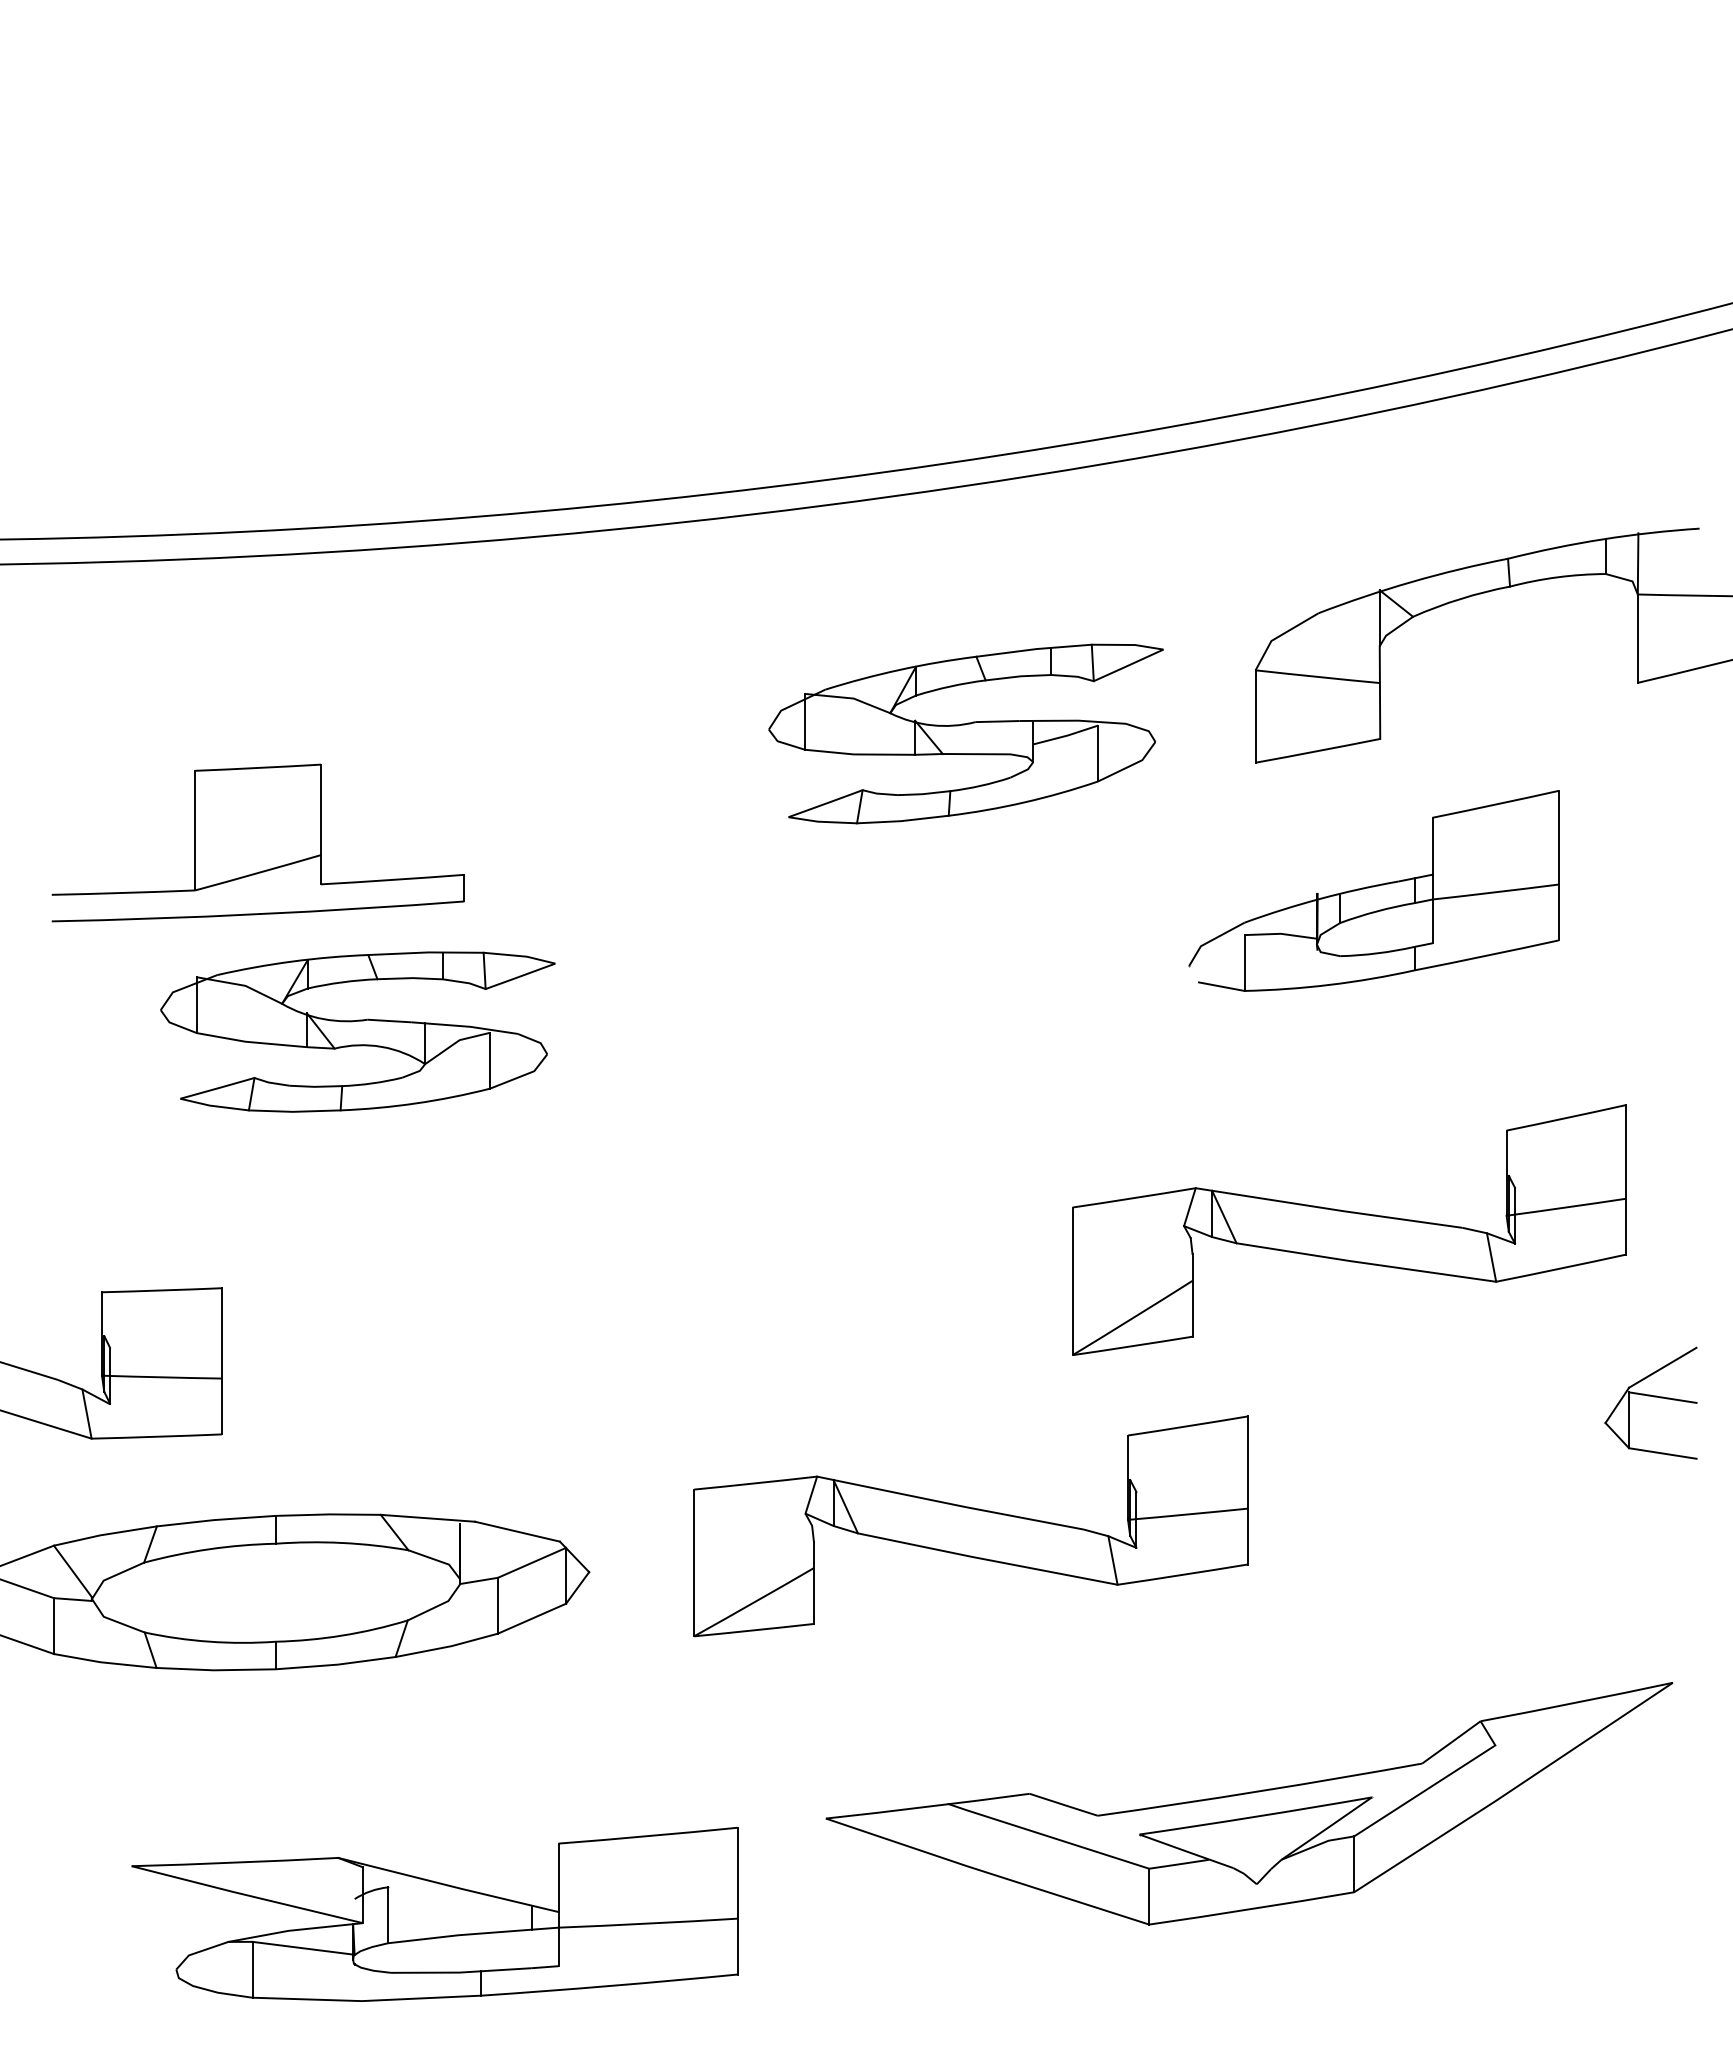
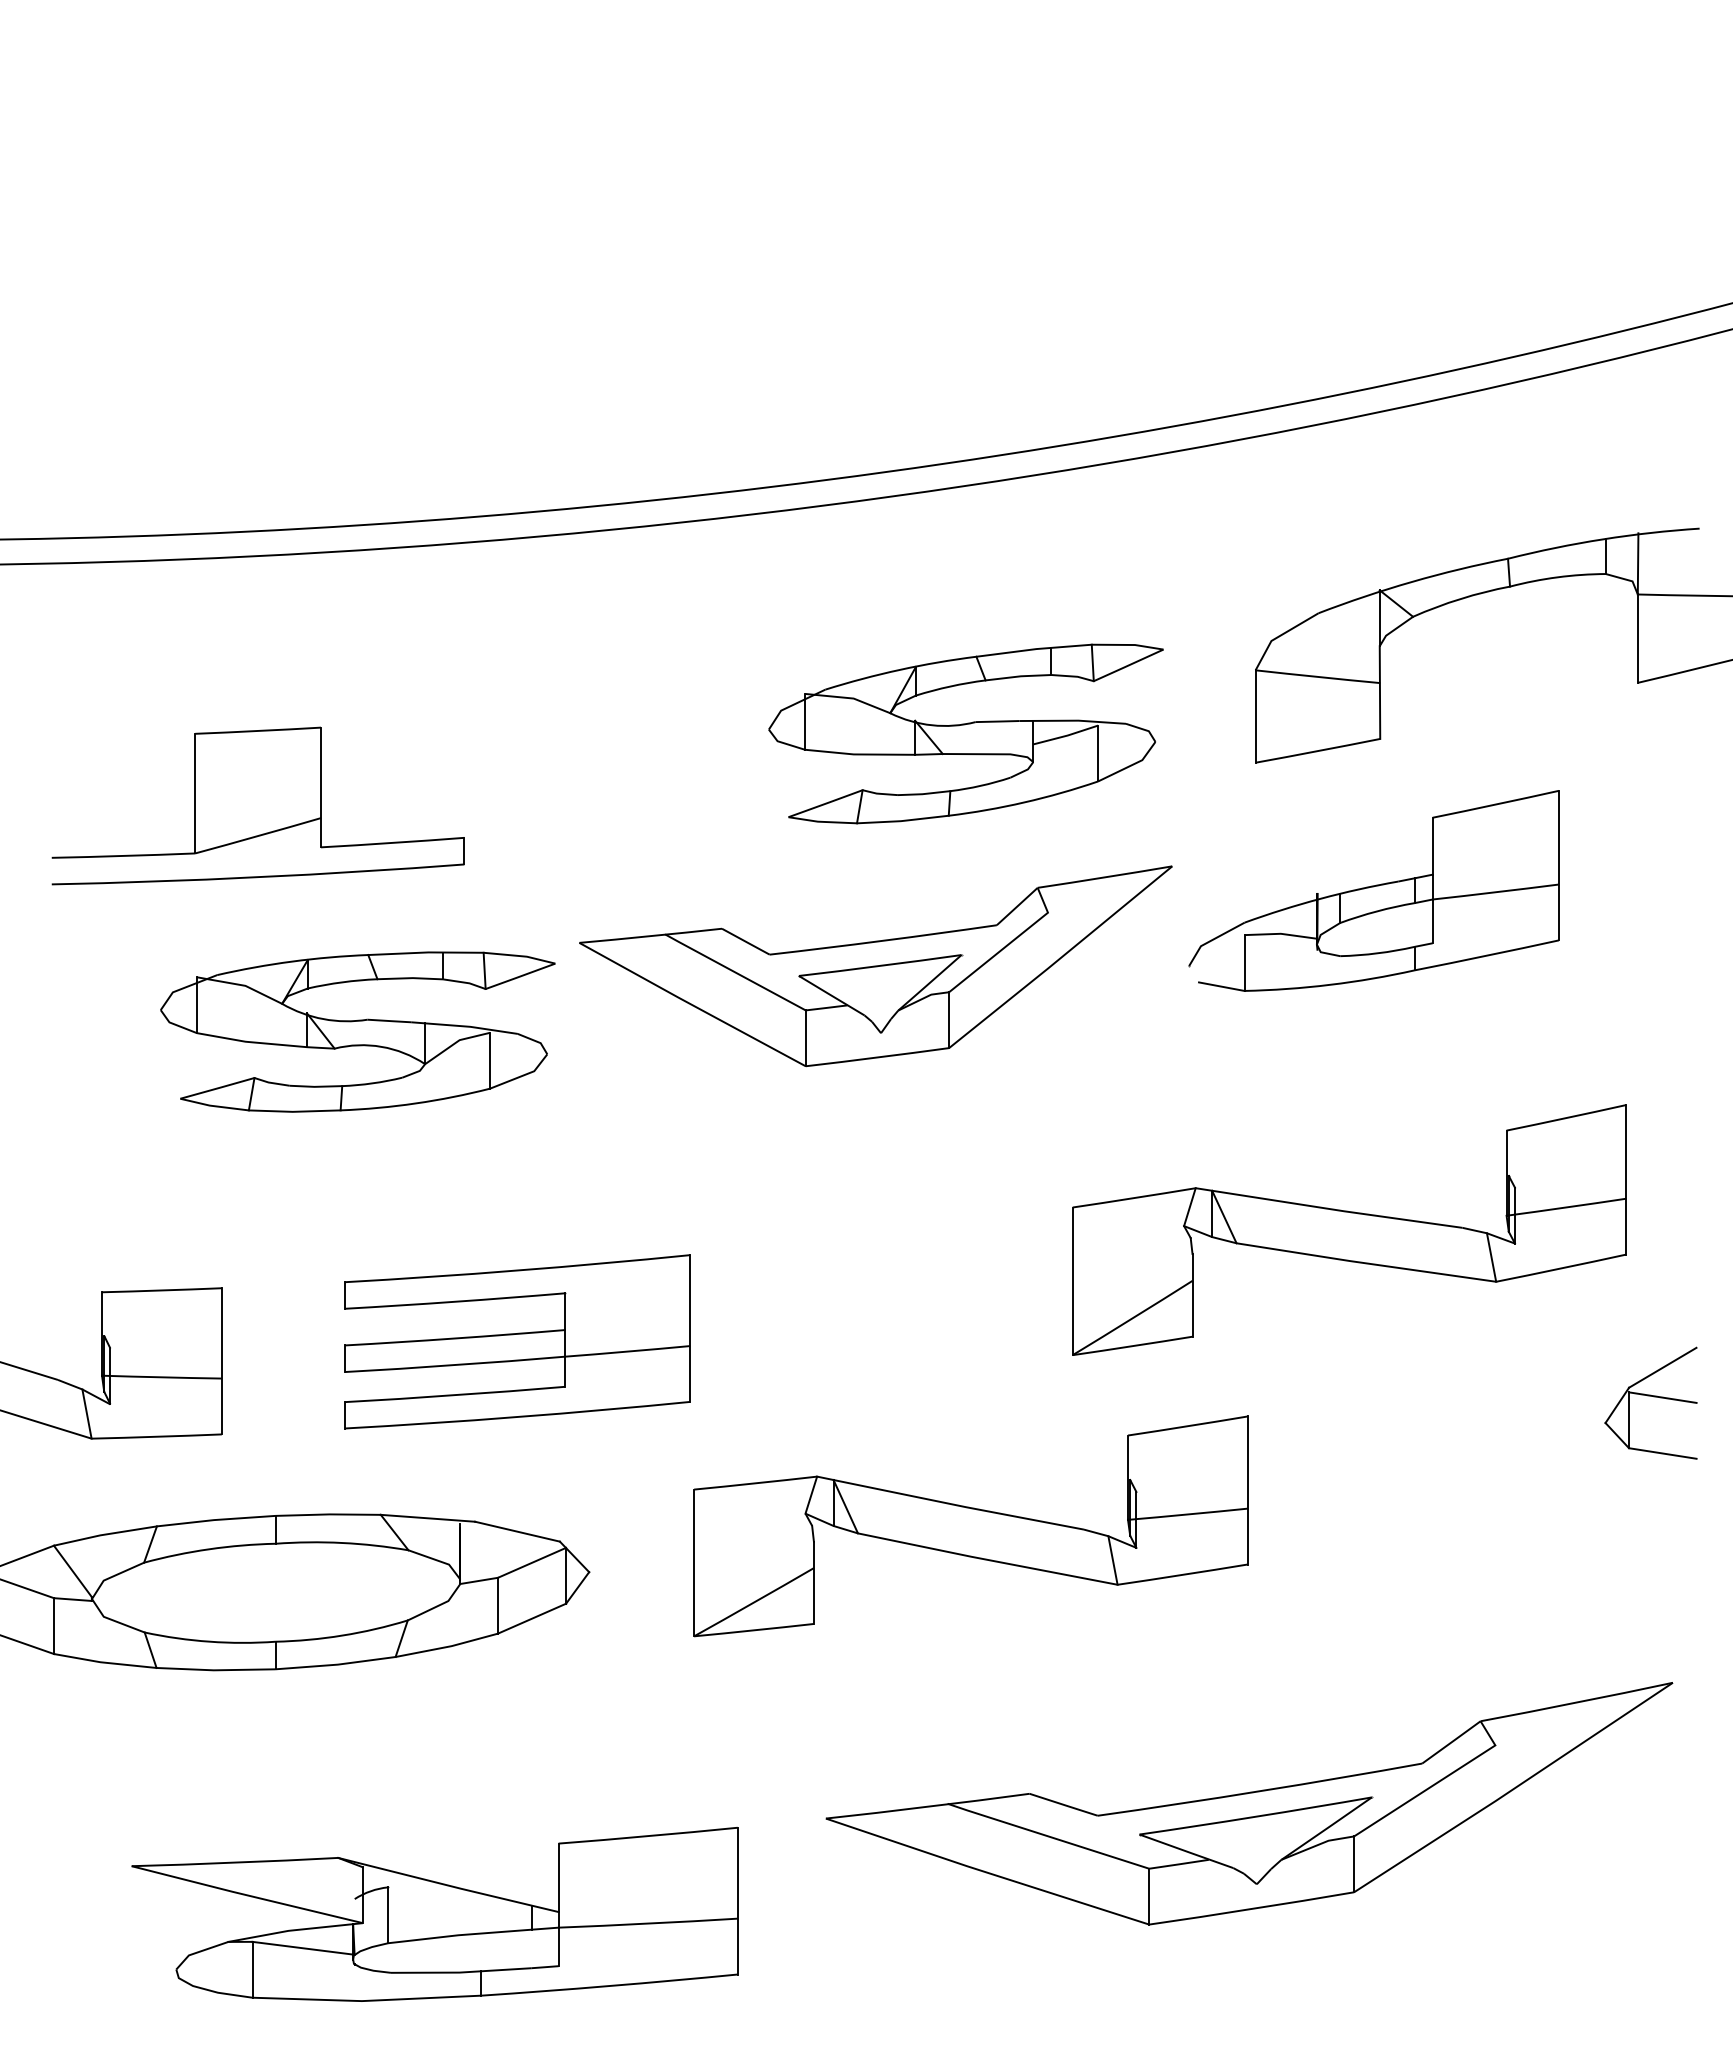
part position: (257, 842) -> (257, 805) (257, 805)
part: none -> present (875, 966)
part: none -> present (517, 1341)
